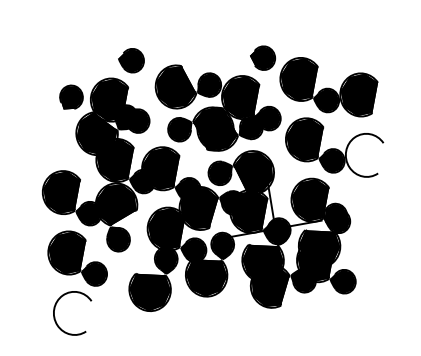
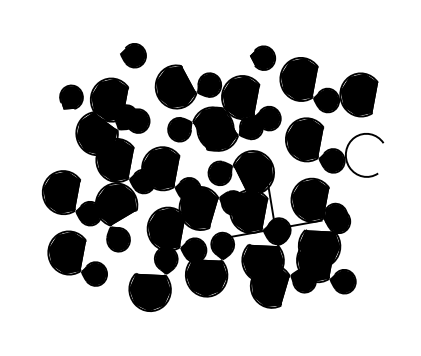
part position: (131, 60) -> (133, 55) (133, 55)
curve: present -> none (55, 316)
